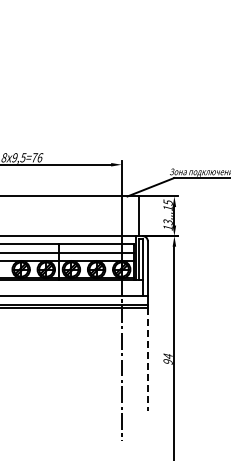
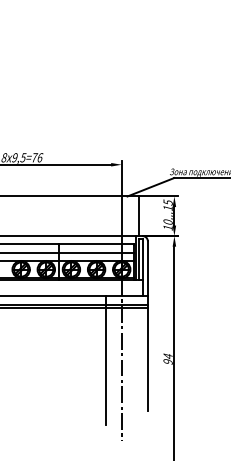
text: 13...15 -> 10...15 (167, 222)
line: none -> present (105, 359)
line: dashed -> solid (147, 359)
